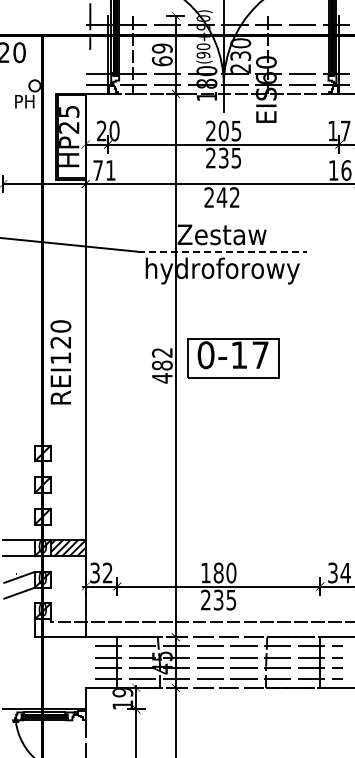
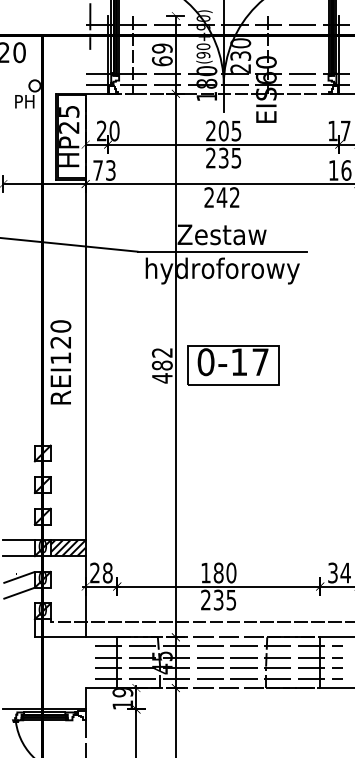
text: 71 -> 73 (110, 170)
line: dashed -> solid (222, 251)
part position: (233, 358) -> (233, 365) (233, 365)
text: 32 -> 28 (101, 572)
